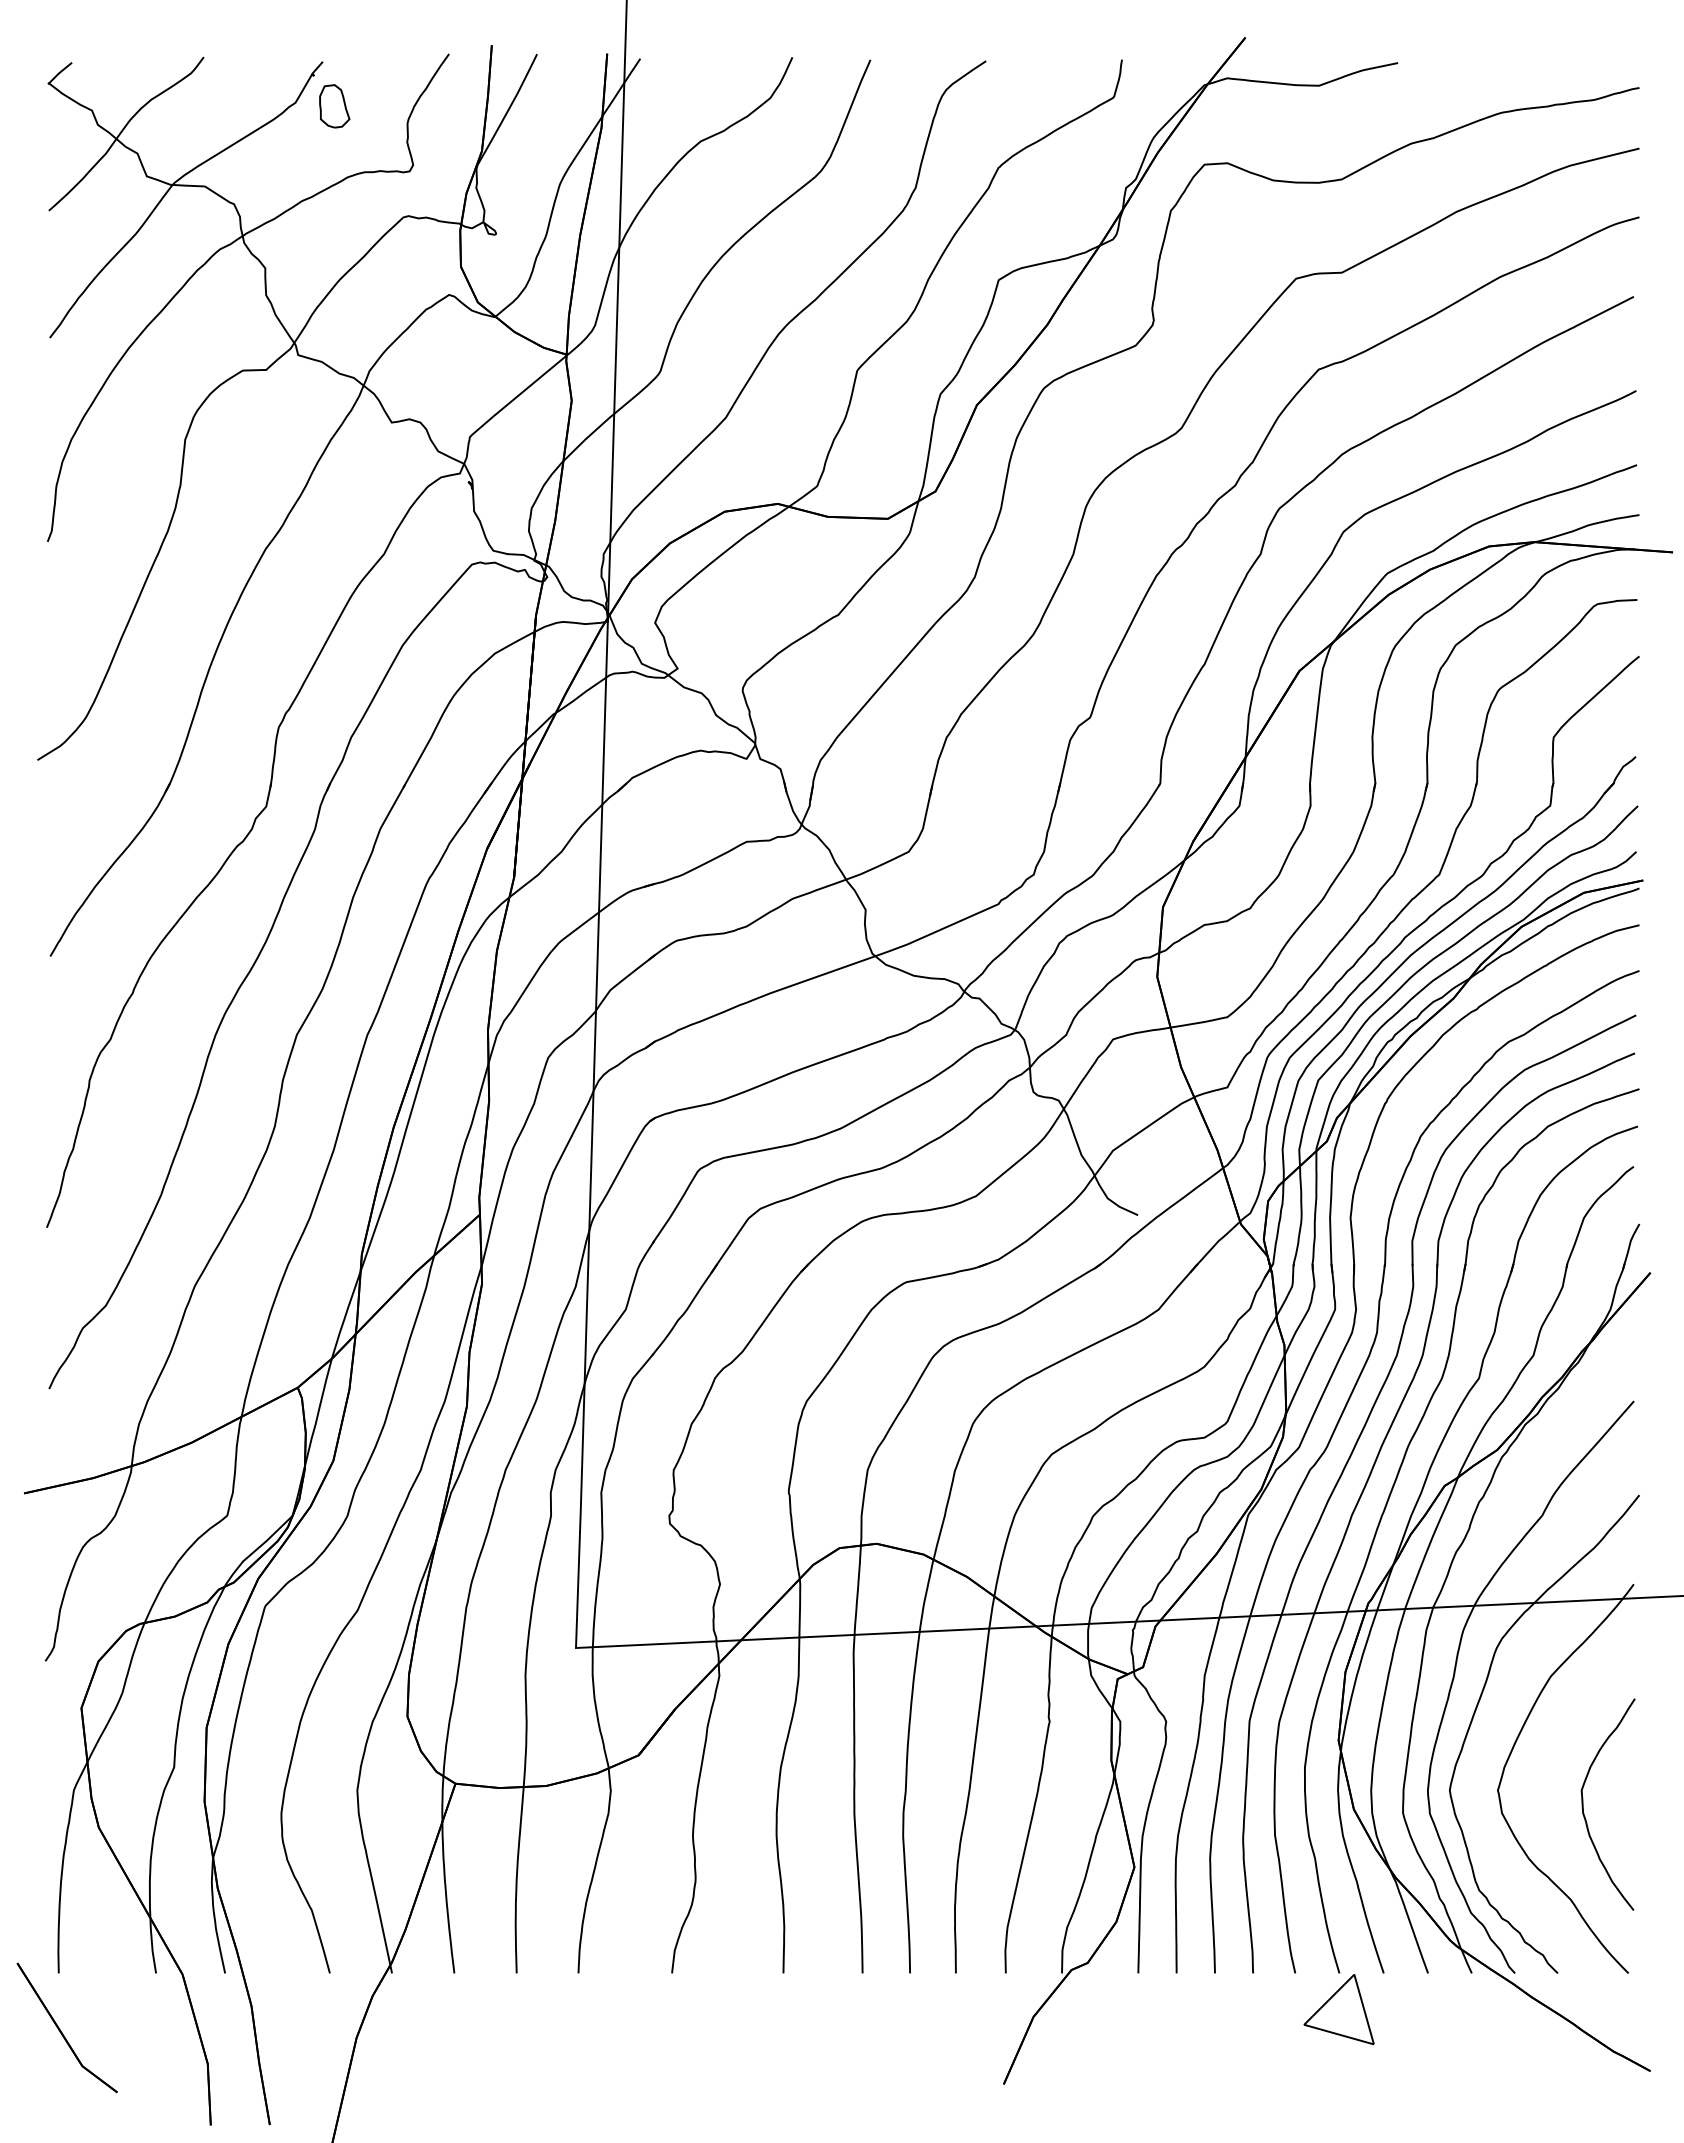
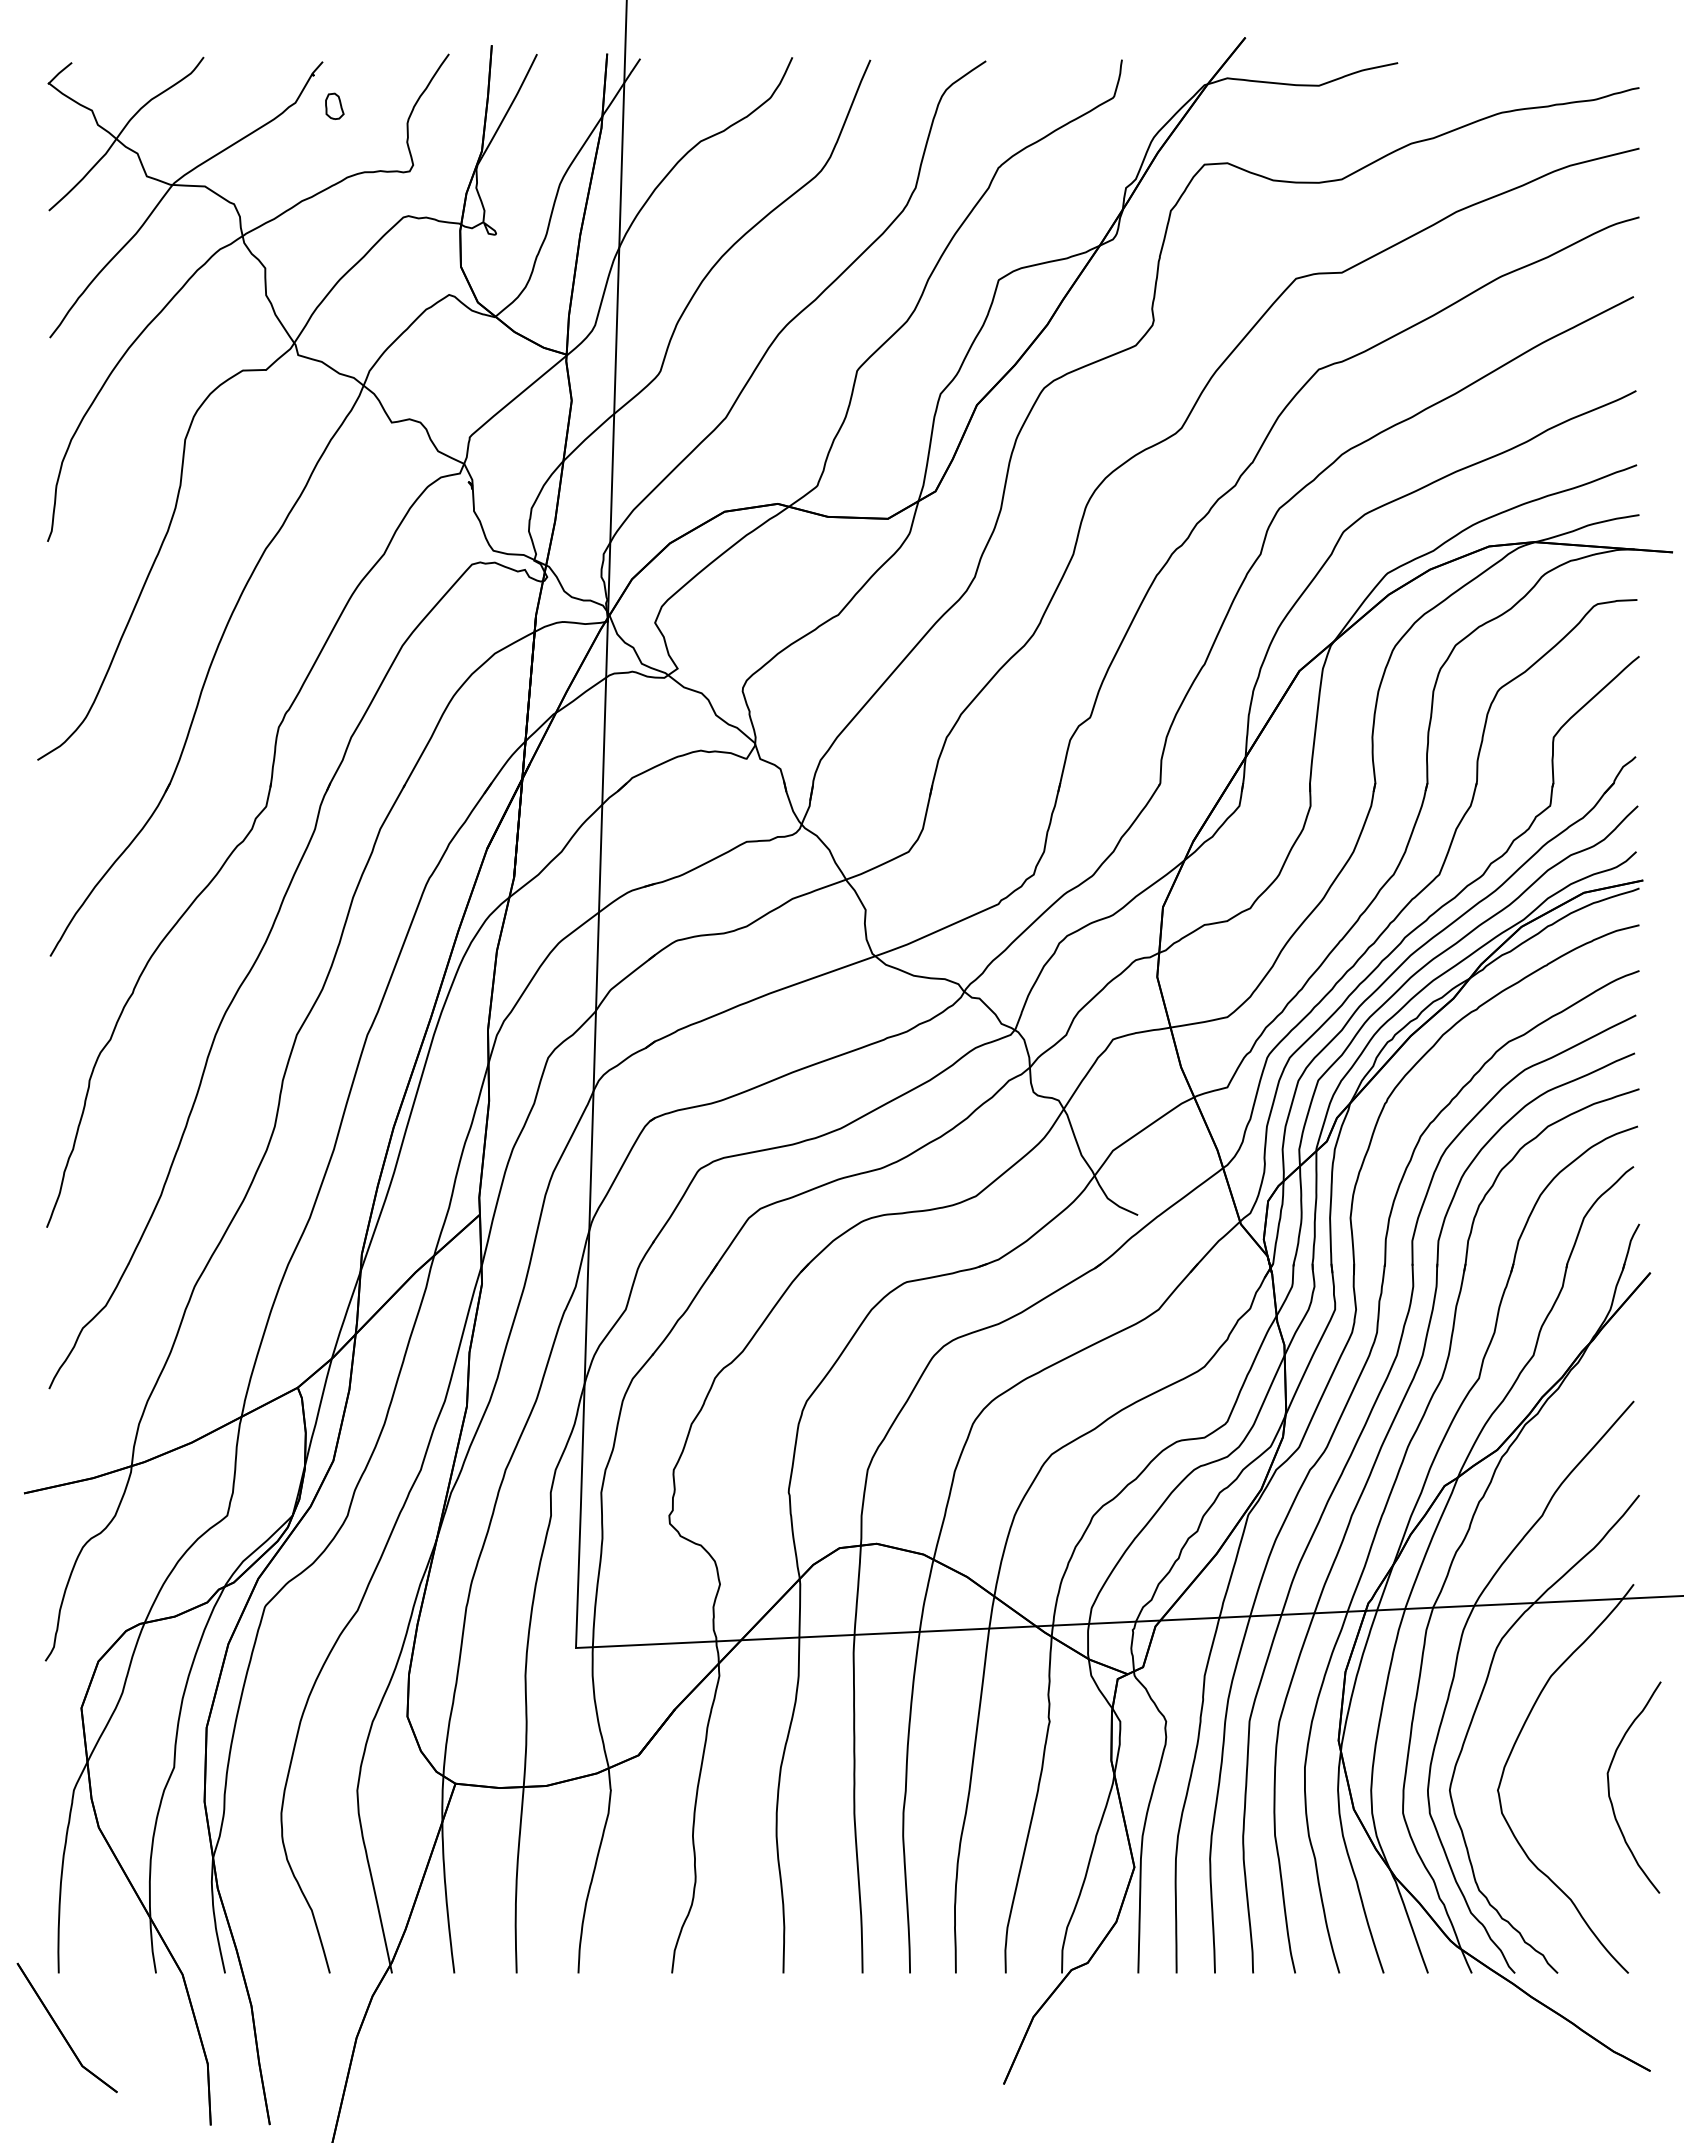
part size: 32x45 px -> 20x28 px (334, 105)
curve position: (1583, 1804) -> (1609, 1787) (1609, 1787)
part: present -> none (1338, 2009)
